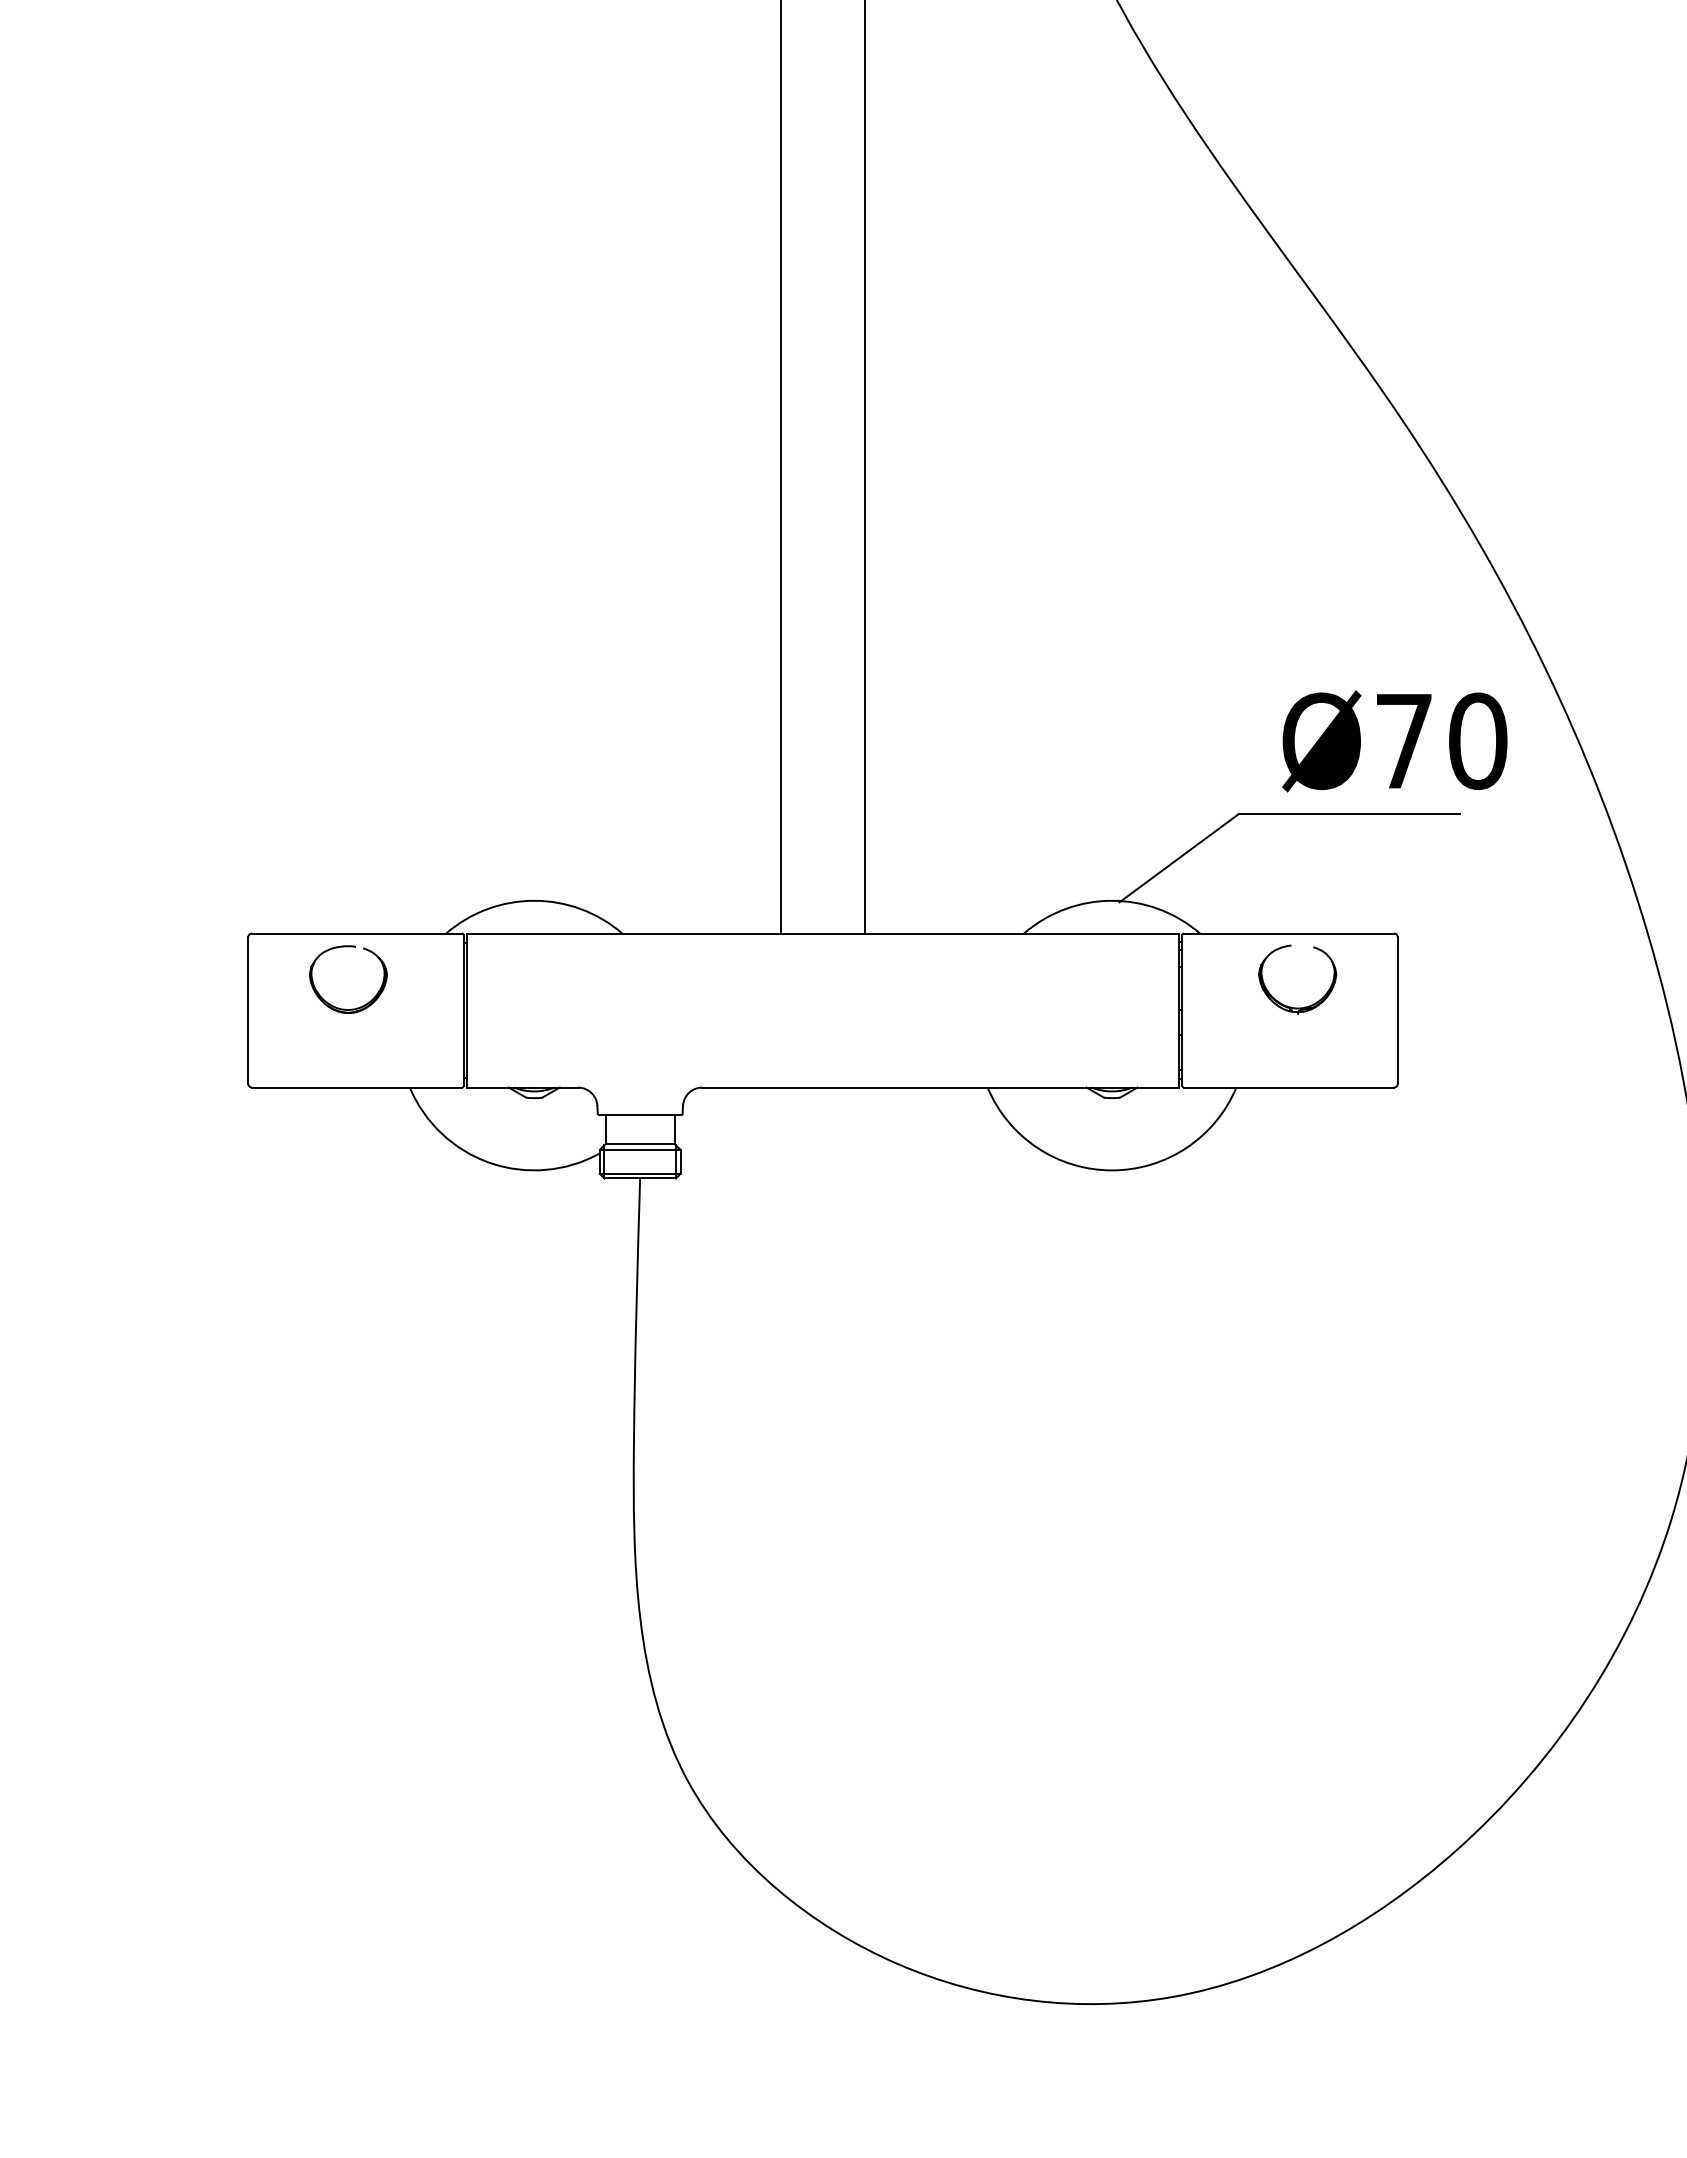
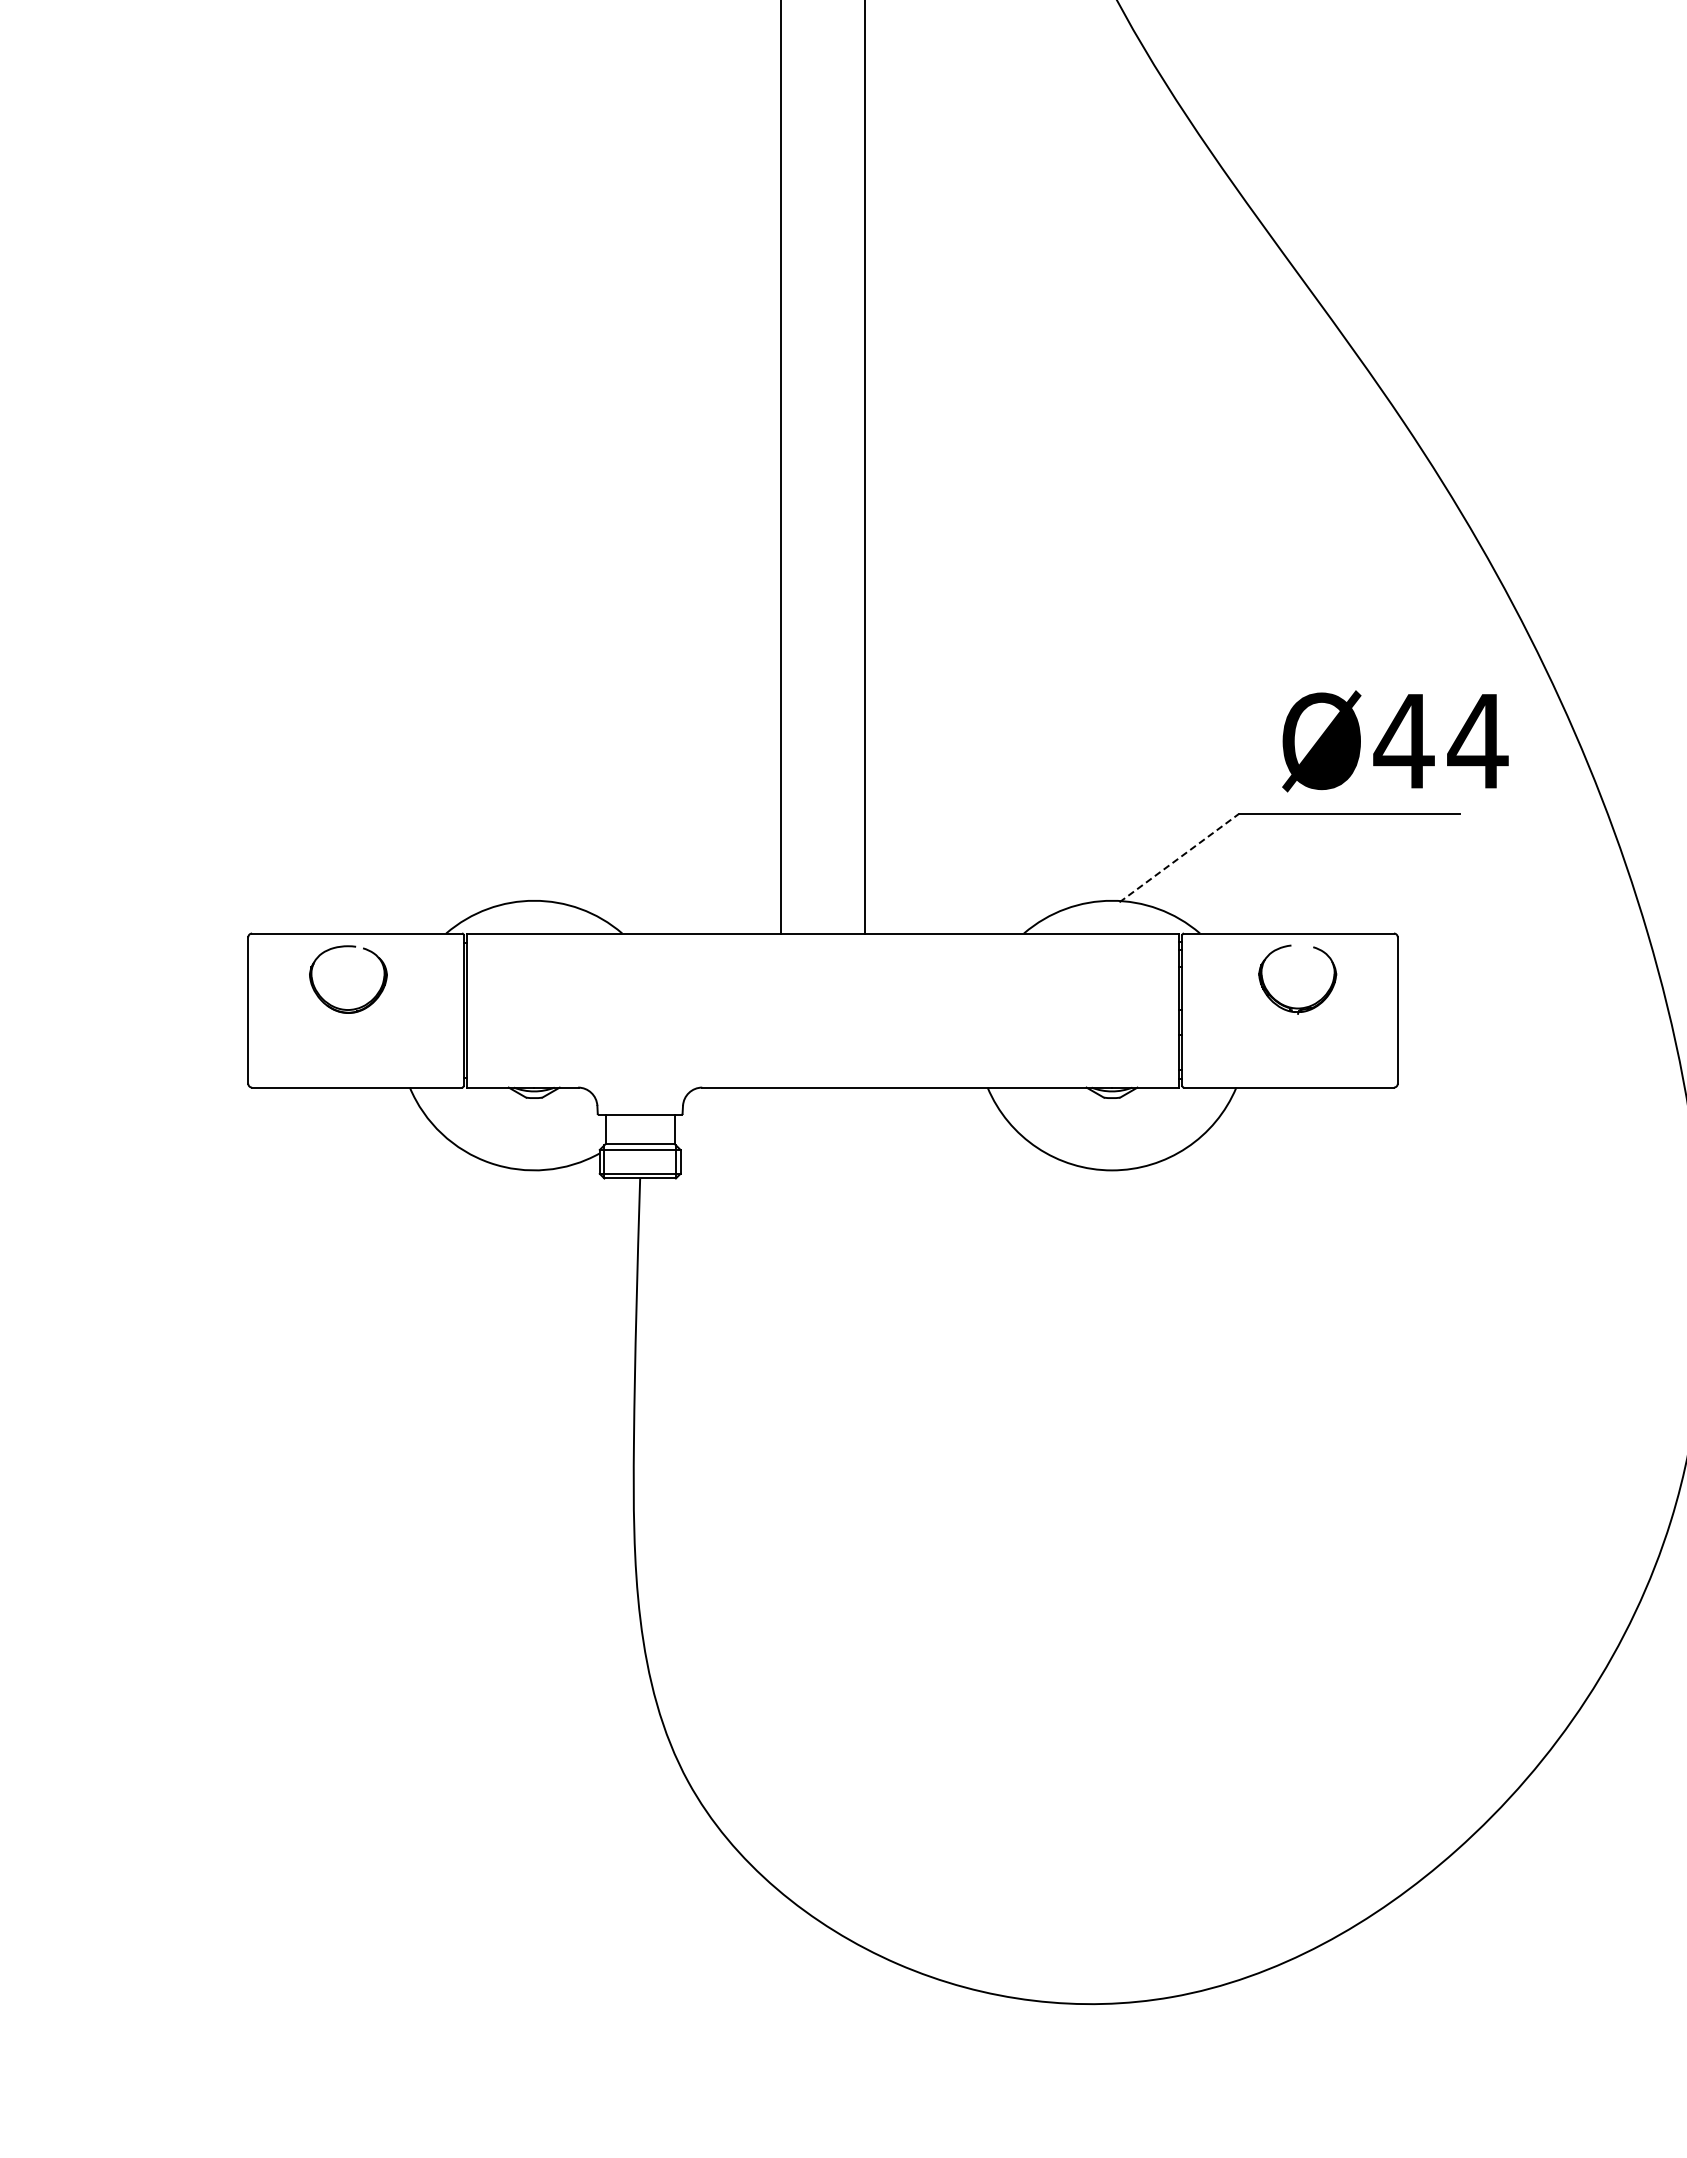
text: Ø70 -> Ø44 (1440, 741)
line: solid -> dashed (1179, 858)
